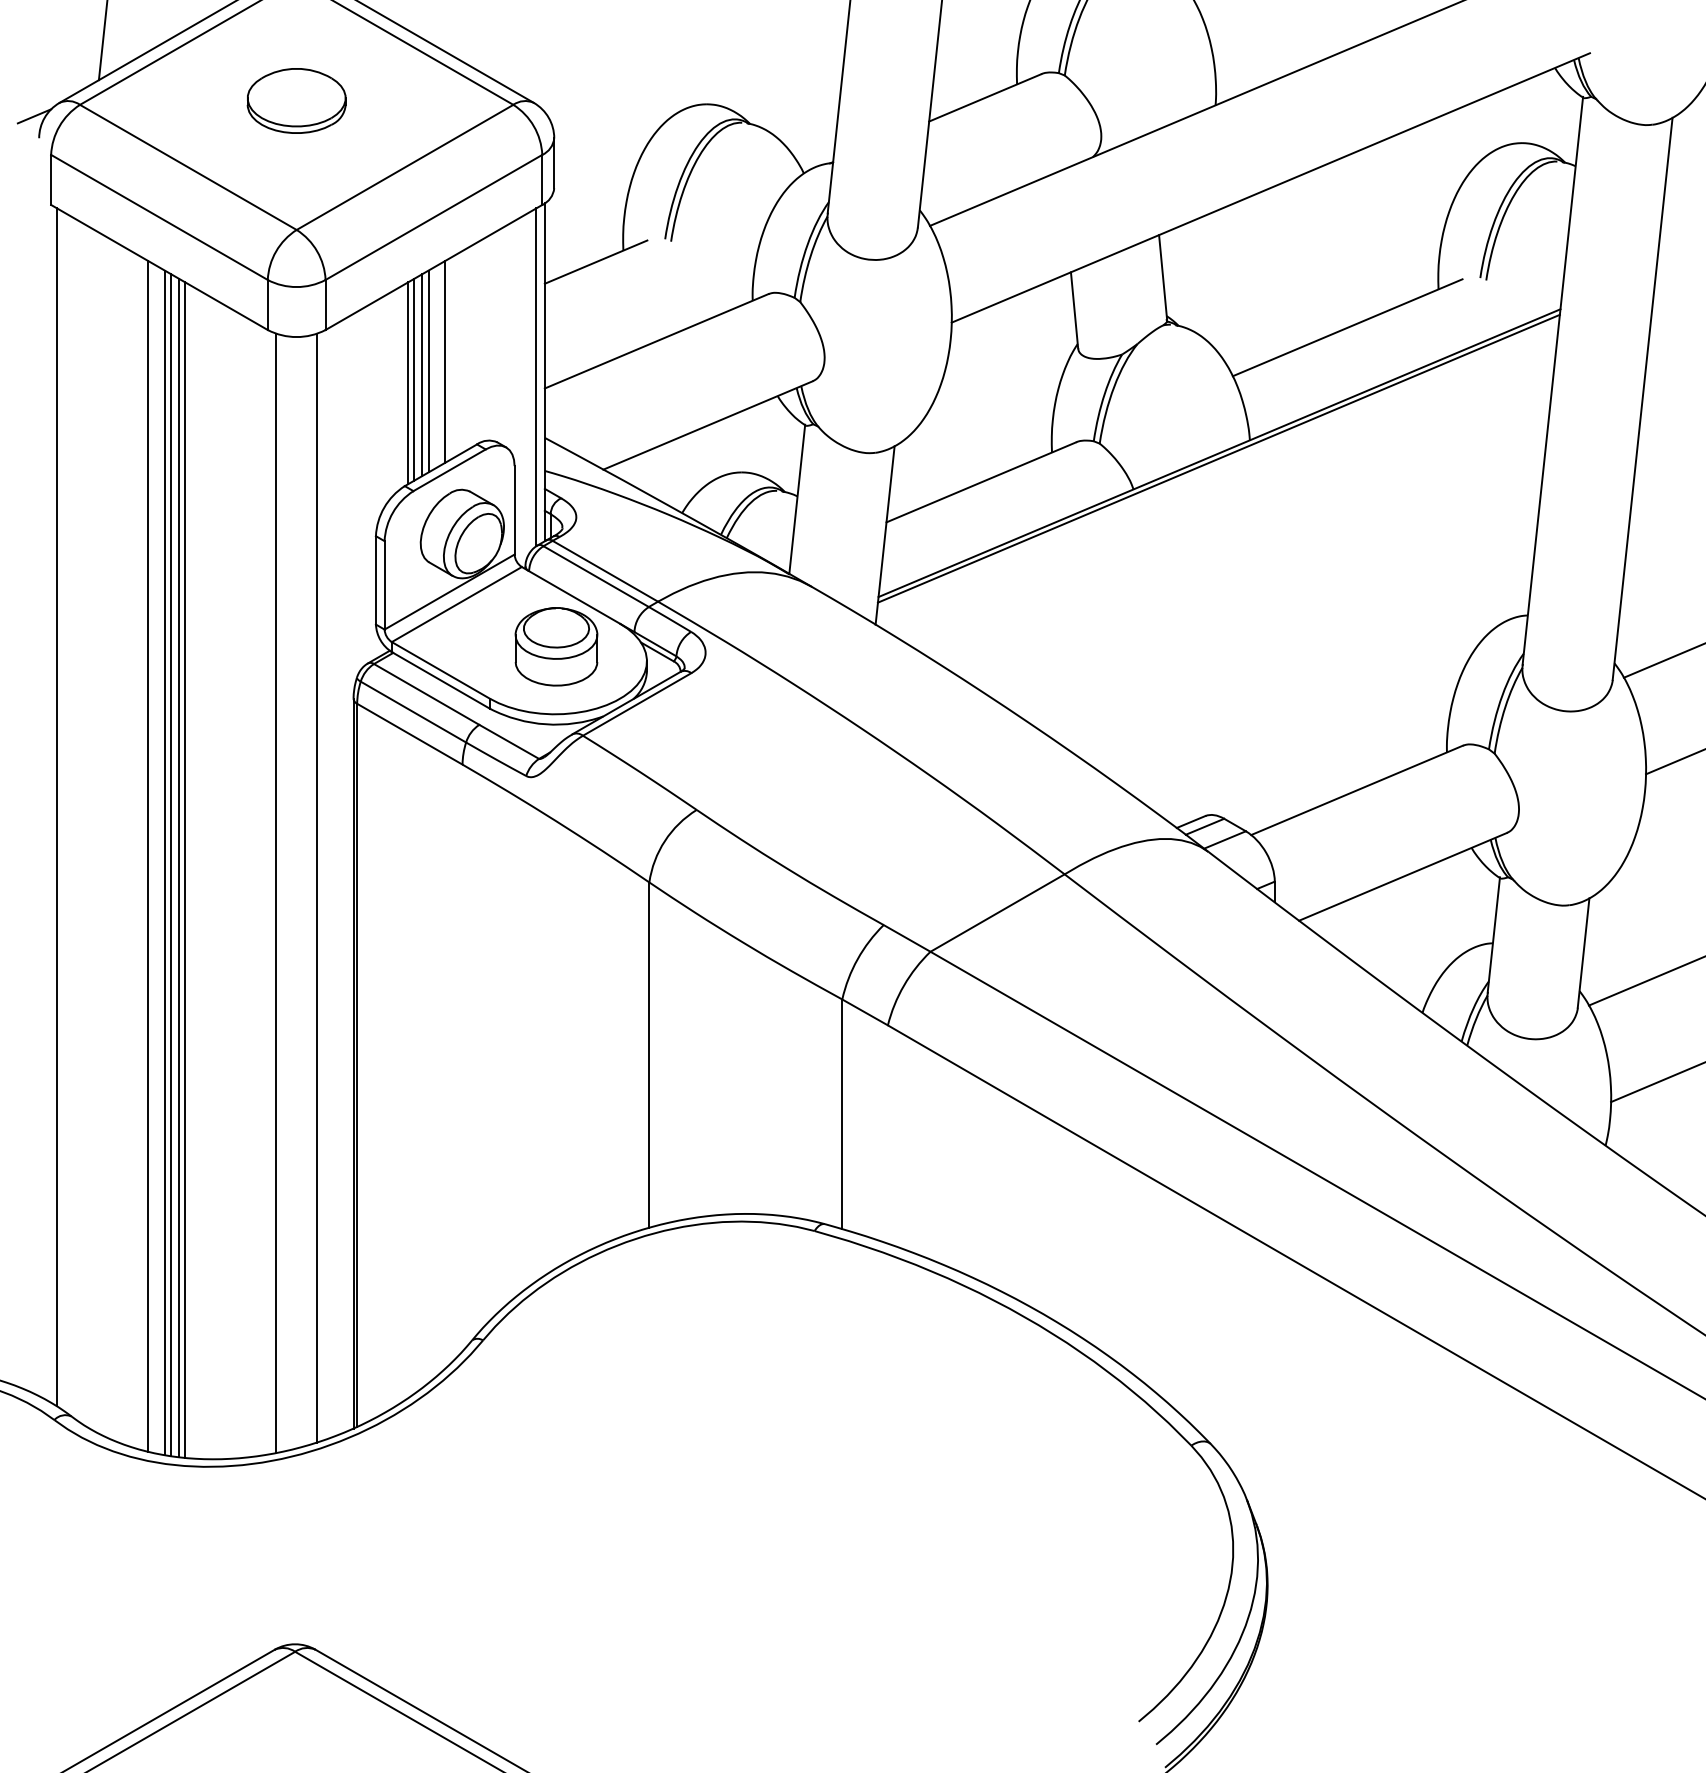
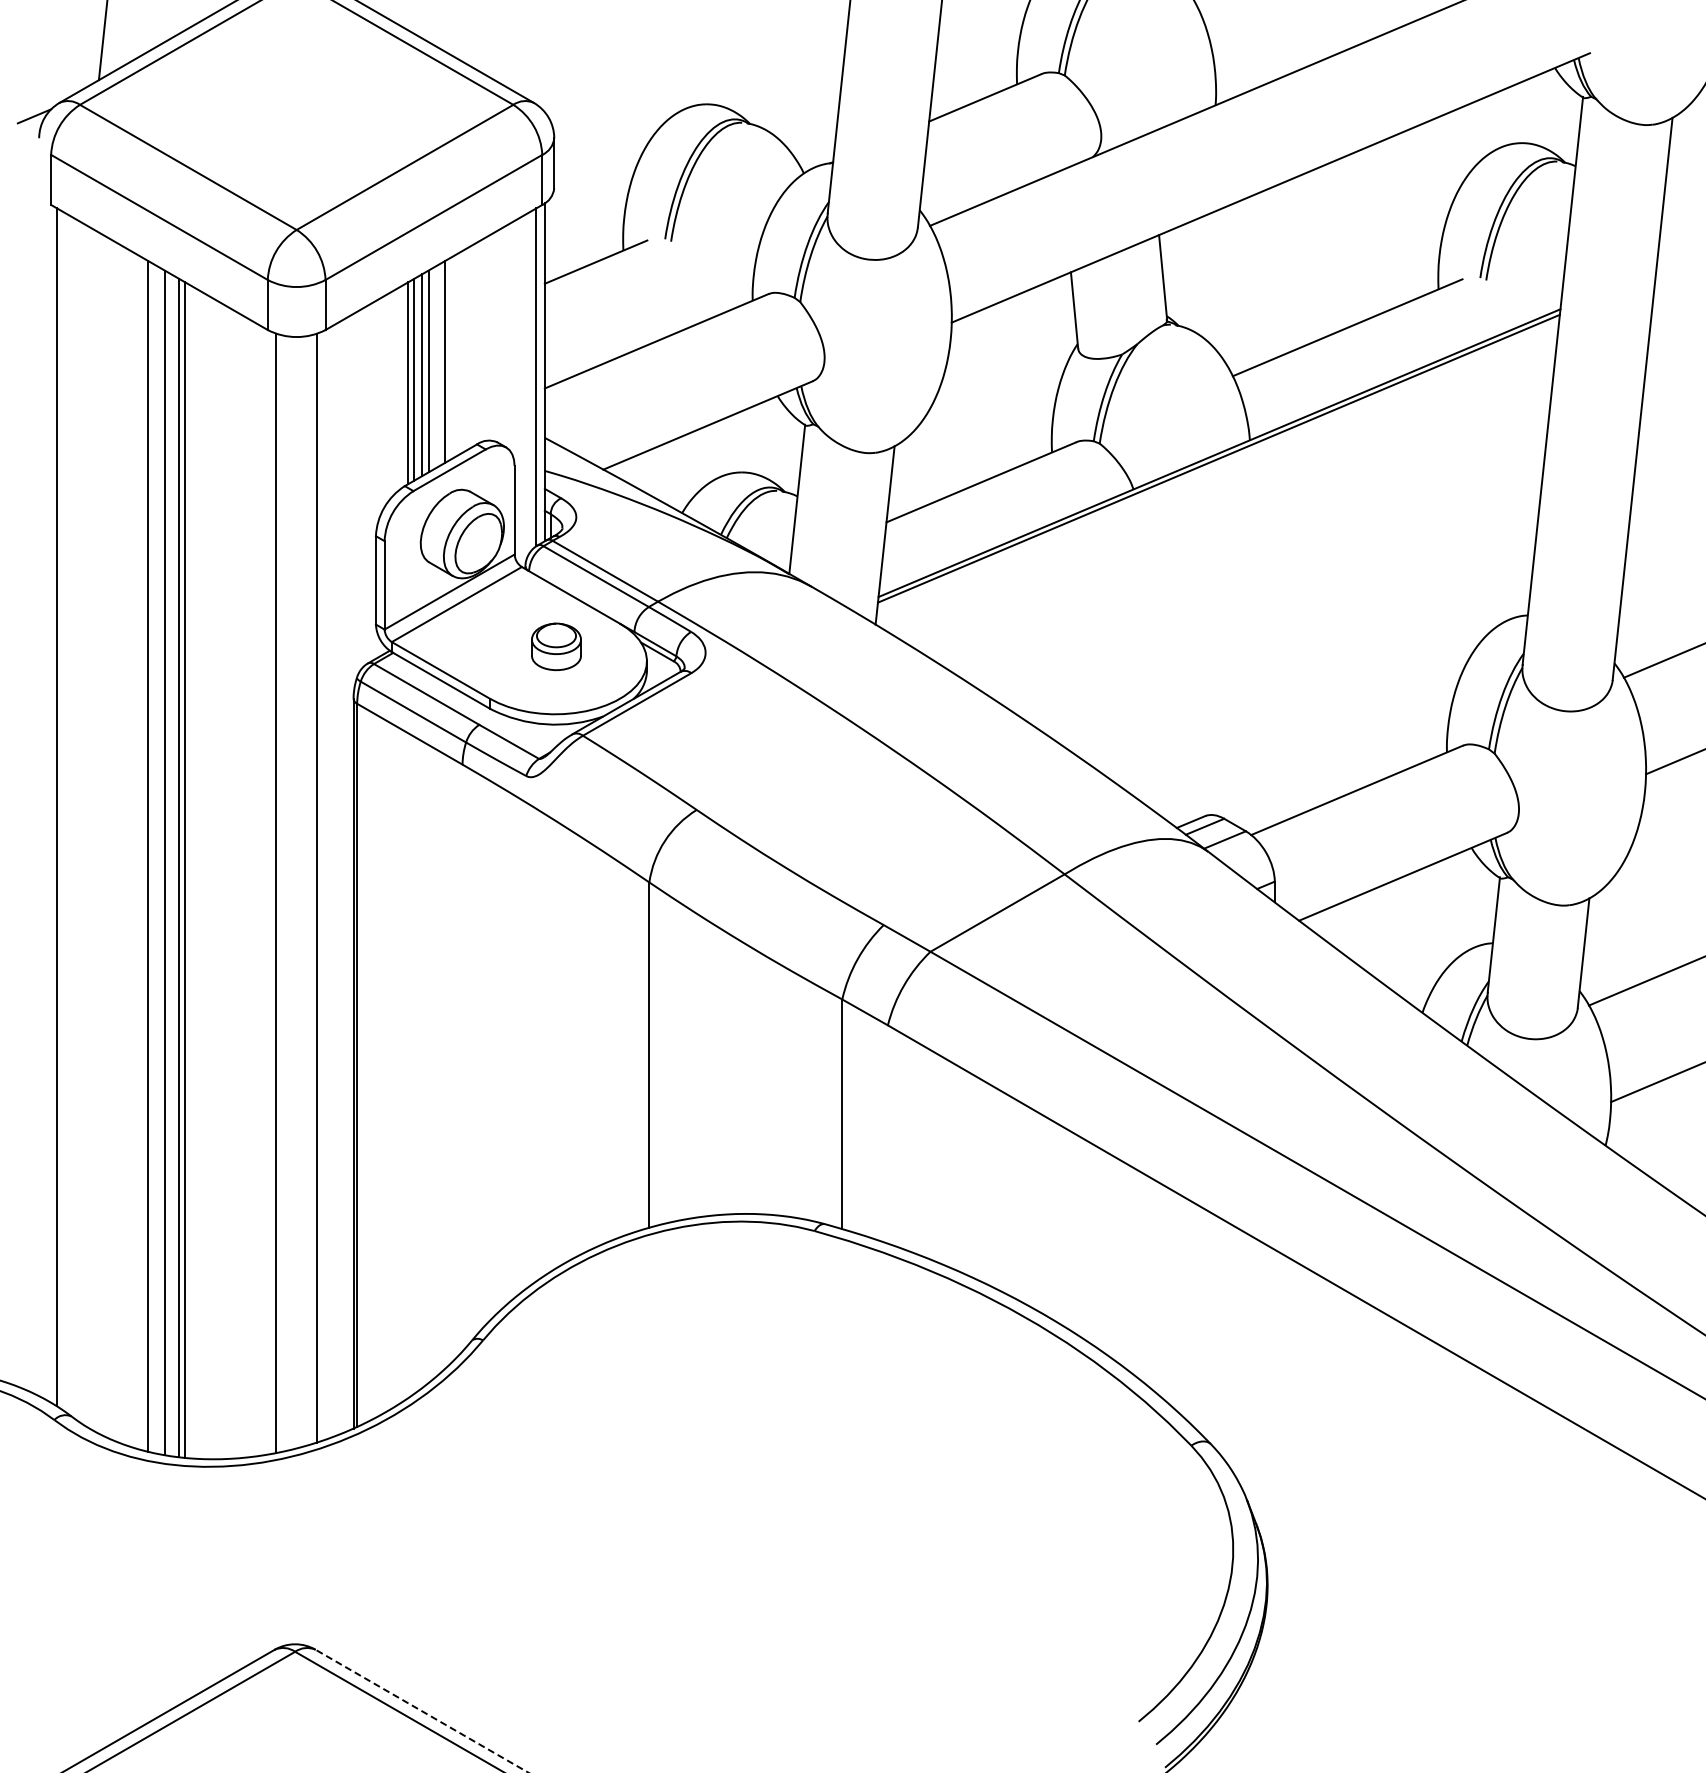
part: present -> none (296, 100)
part size: 85x80 px -> 51x50 px (556, 646)
line: present -> none (170, 865)
line: solid -> dashed (421, 1711)
